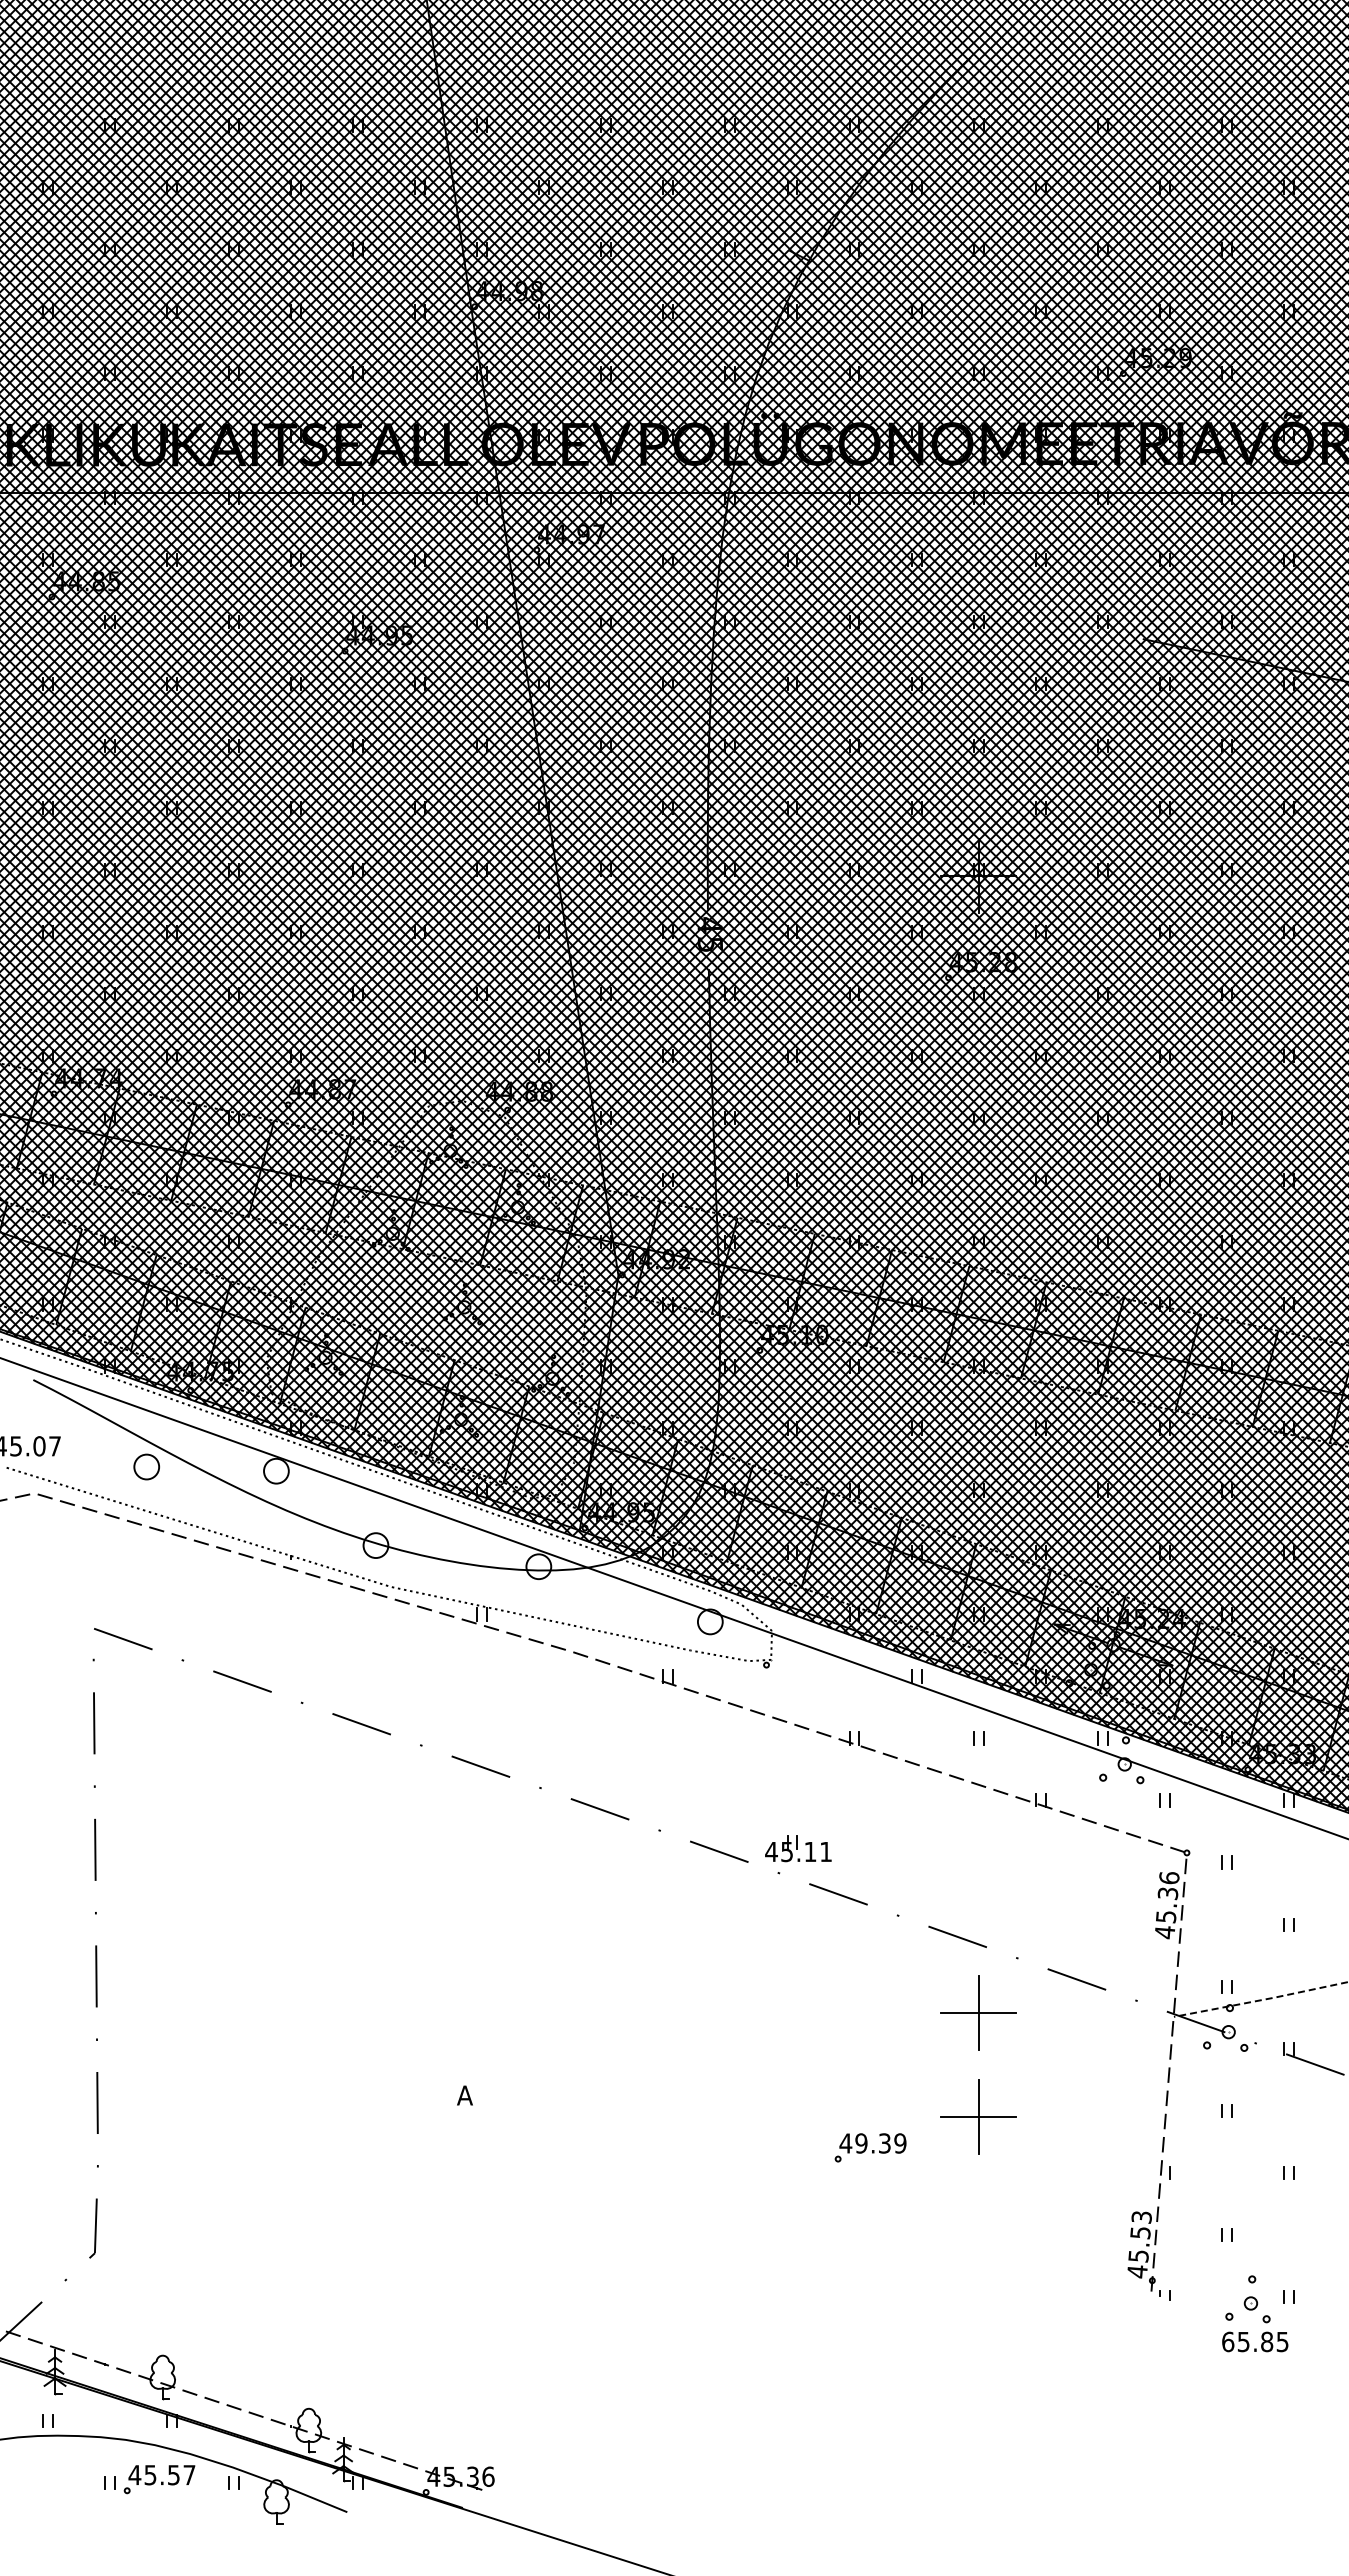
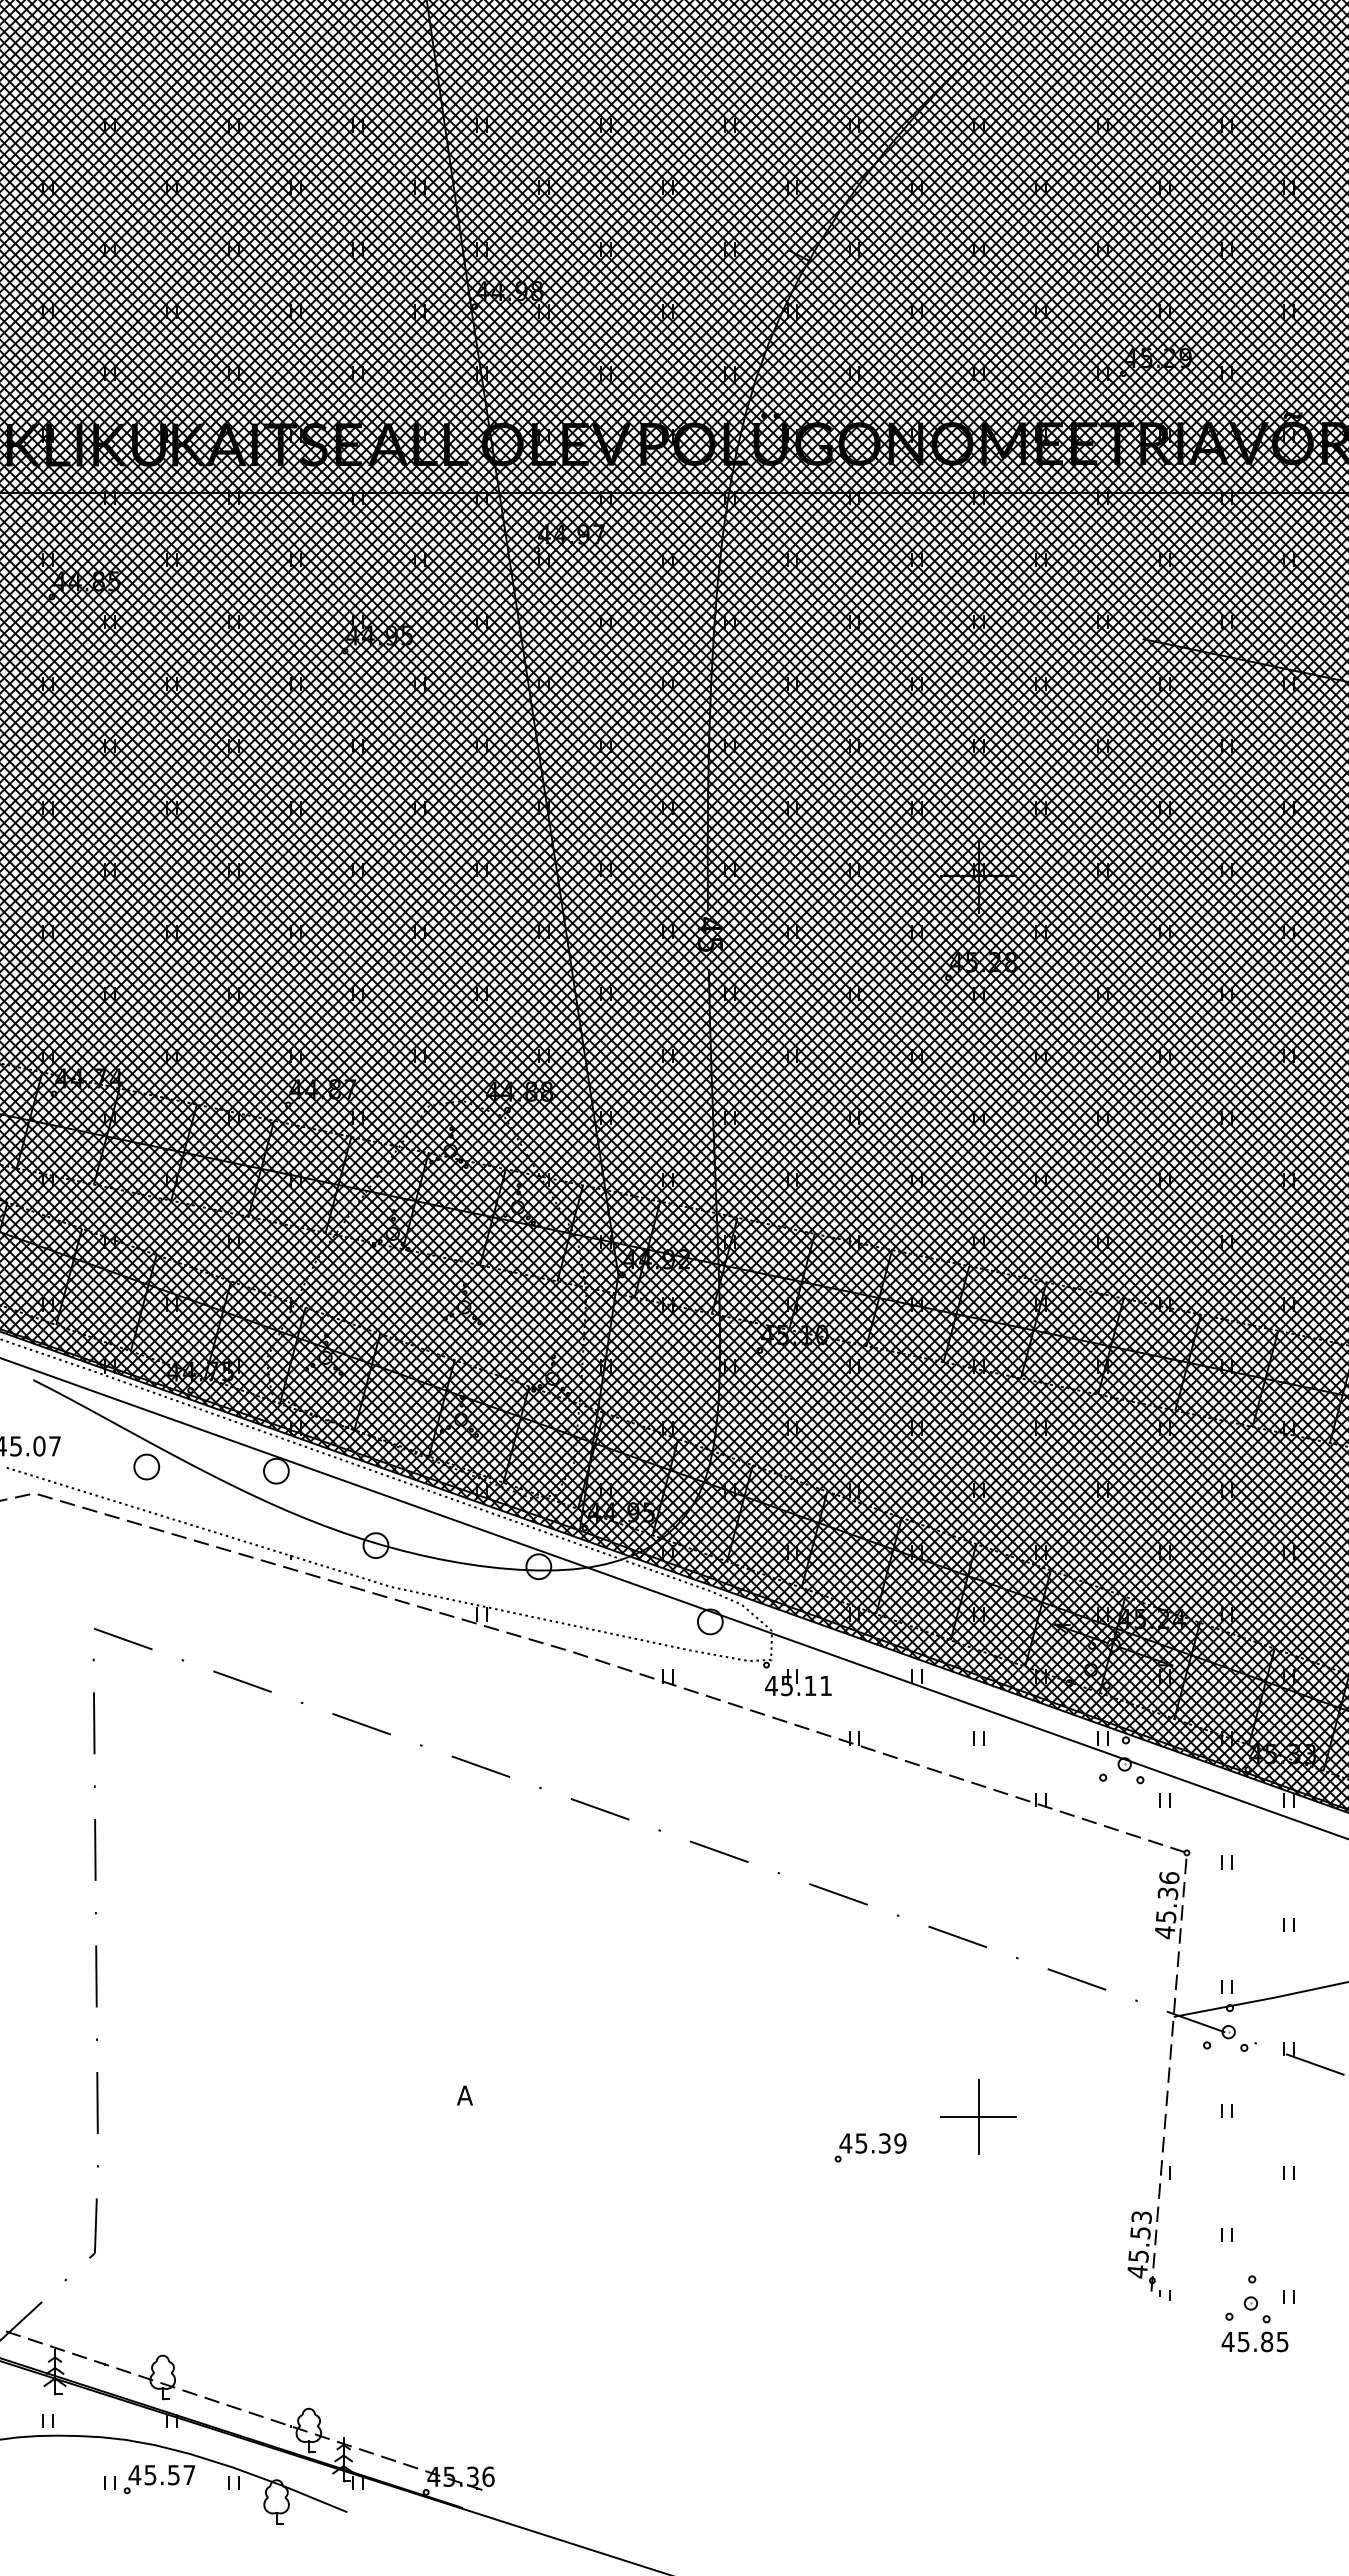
part position: (798, 1848) -> (798, 1682) (798, 1682)
line: dashed -> solid (1262, 2000)
part: present -> none (978, 2012)
text: 49.39 -> 45.39 (861, 2143)
text: 65.85 -> 45.85 (1227, 2341)
